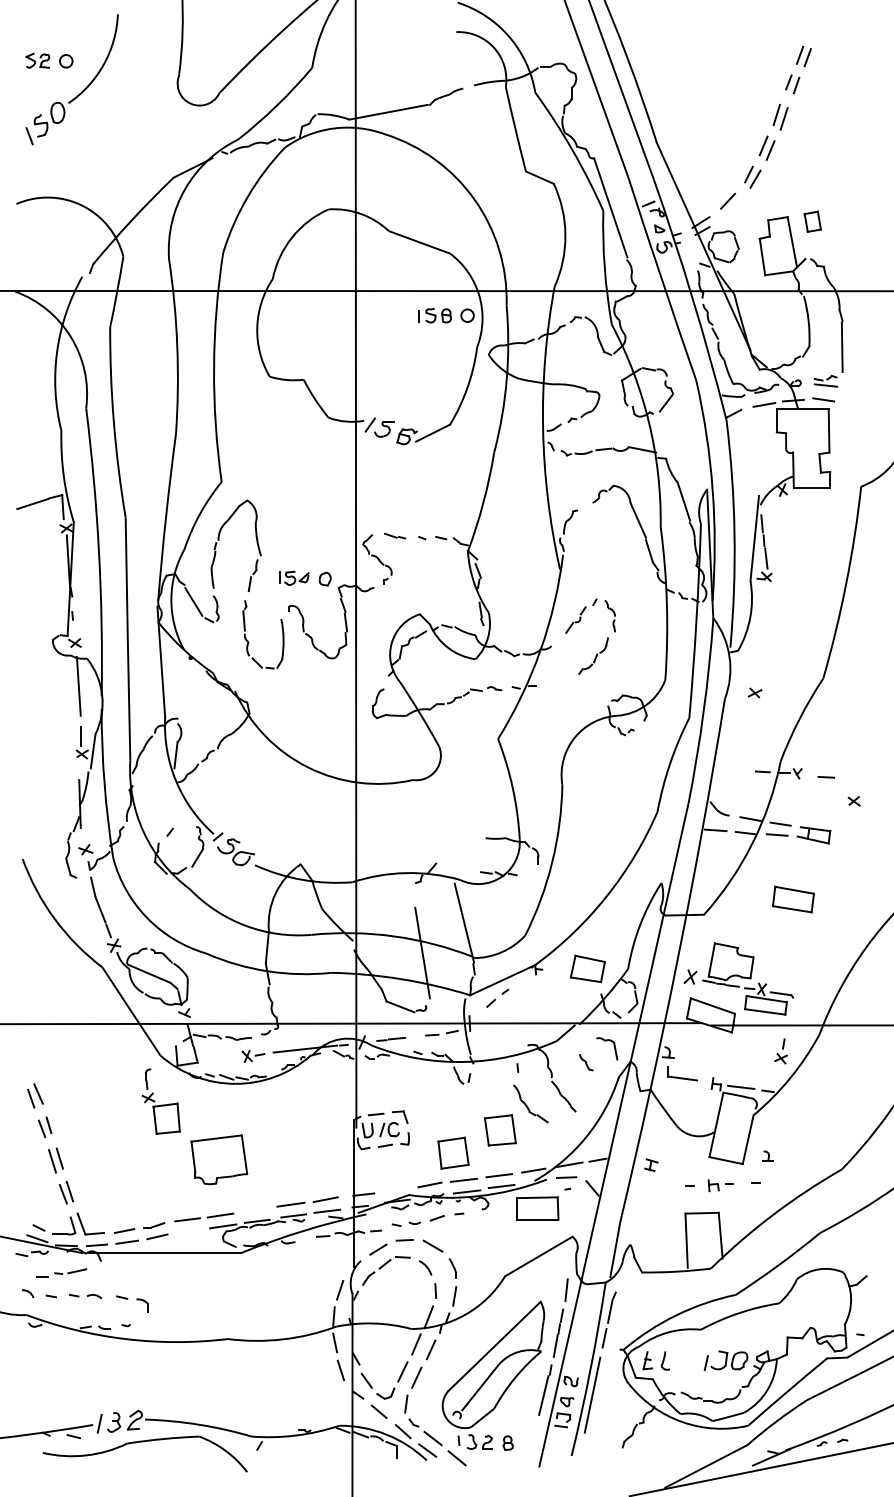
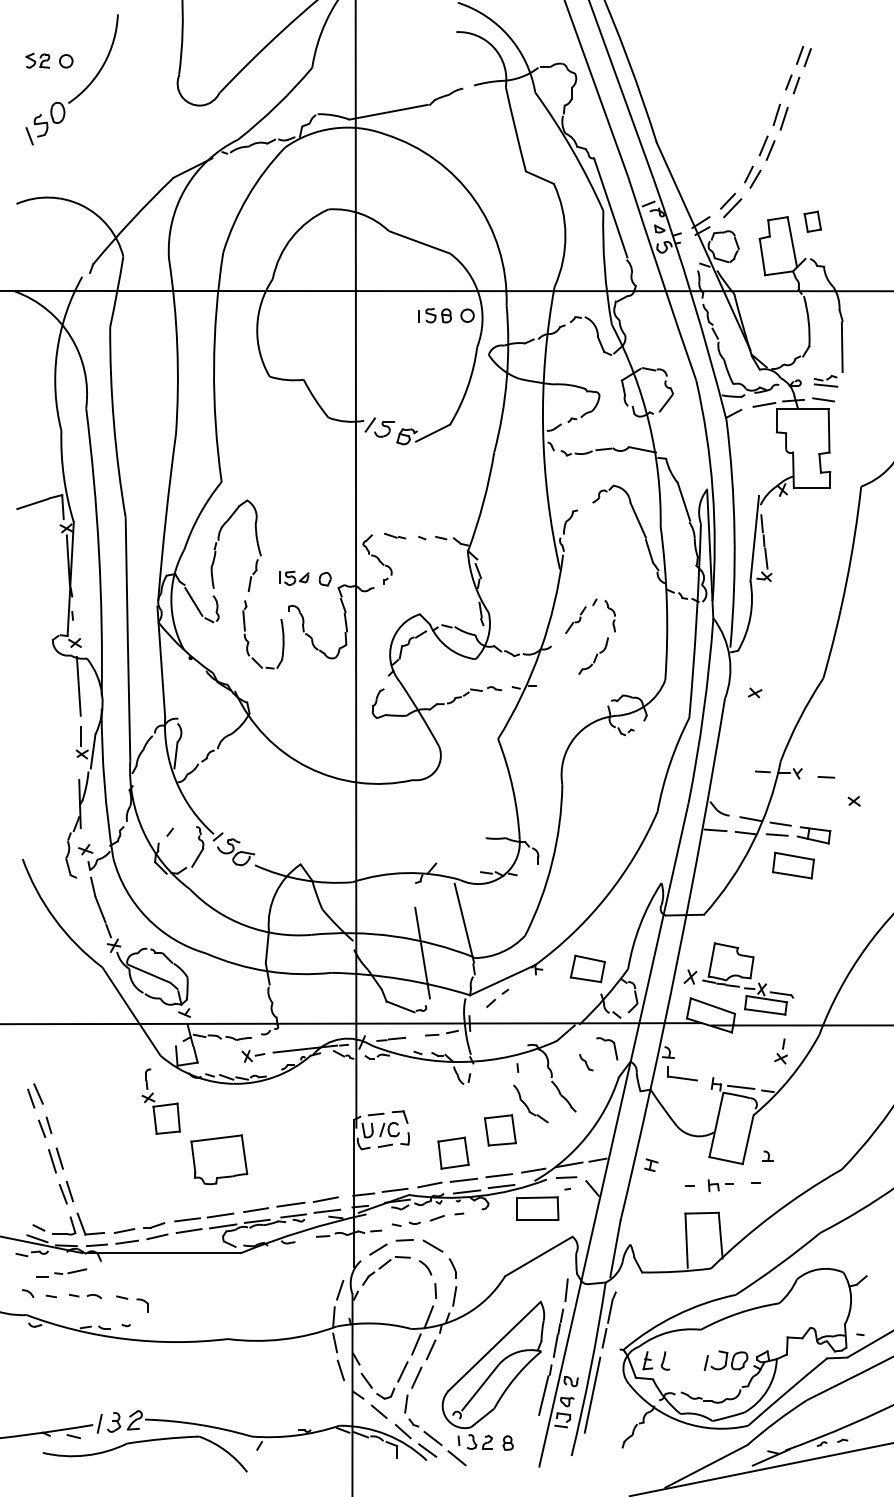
line: none -> present (732, 208)
part position: (793, 899) -> (793, 865) (793, 865)
line: none -> present (394, 1189)
line: none -> present (256, 1210)
line: none -> present (188, 1230)
